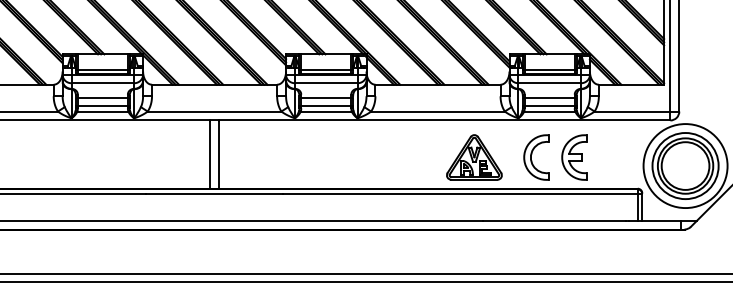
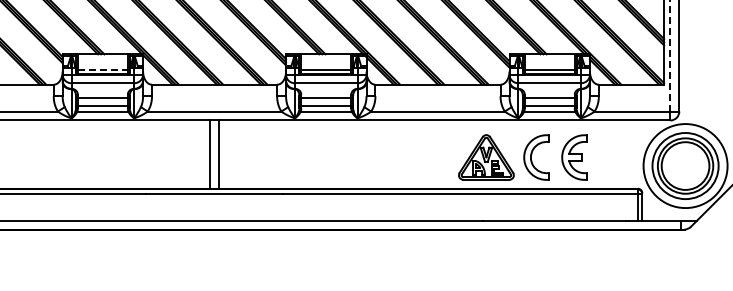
line: solid -> dashed (670, 56)
line: solid -> dashed (103, 69)
part position: (474, 157) -> (486, 157) (486, 157)
line: present -> none (365, 274)
line: present -> none (365, 282)
